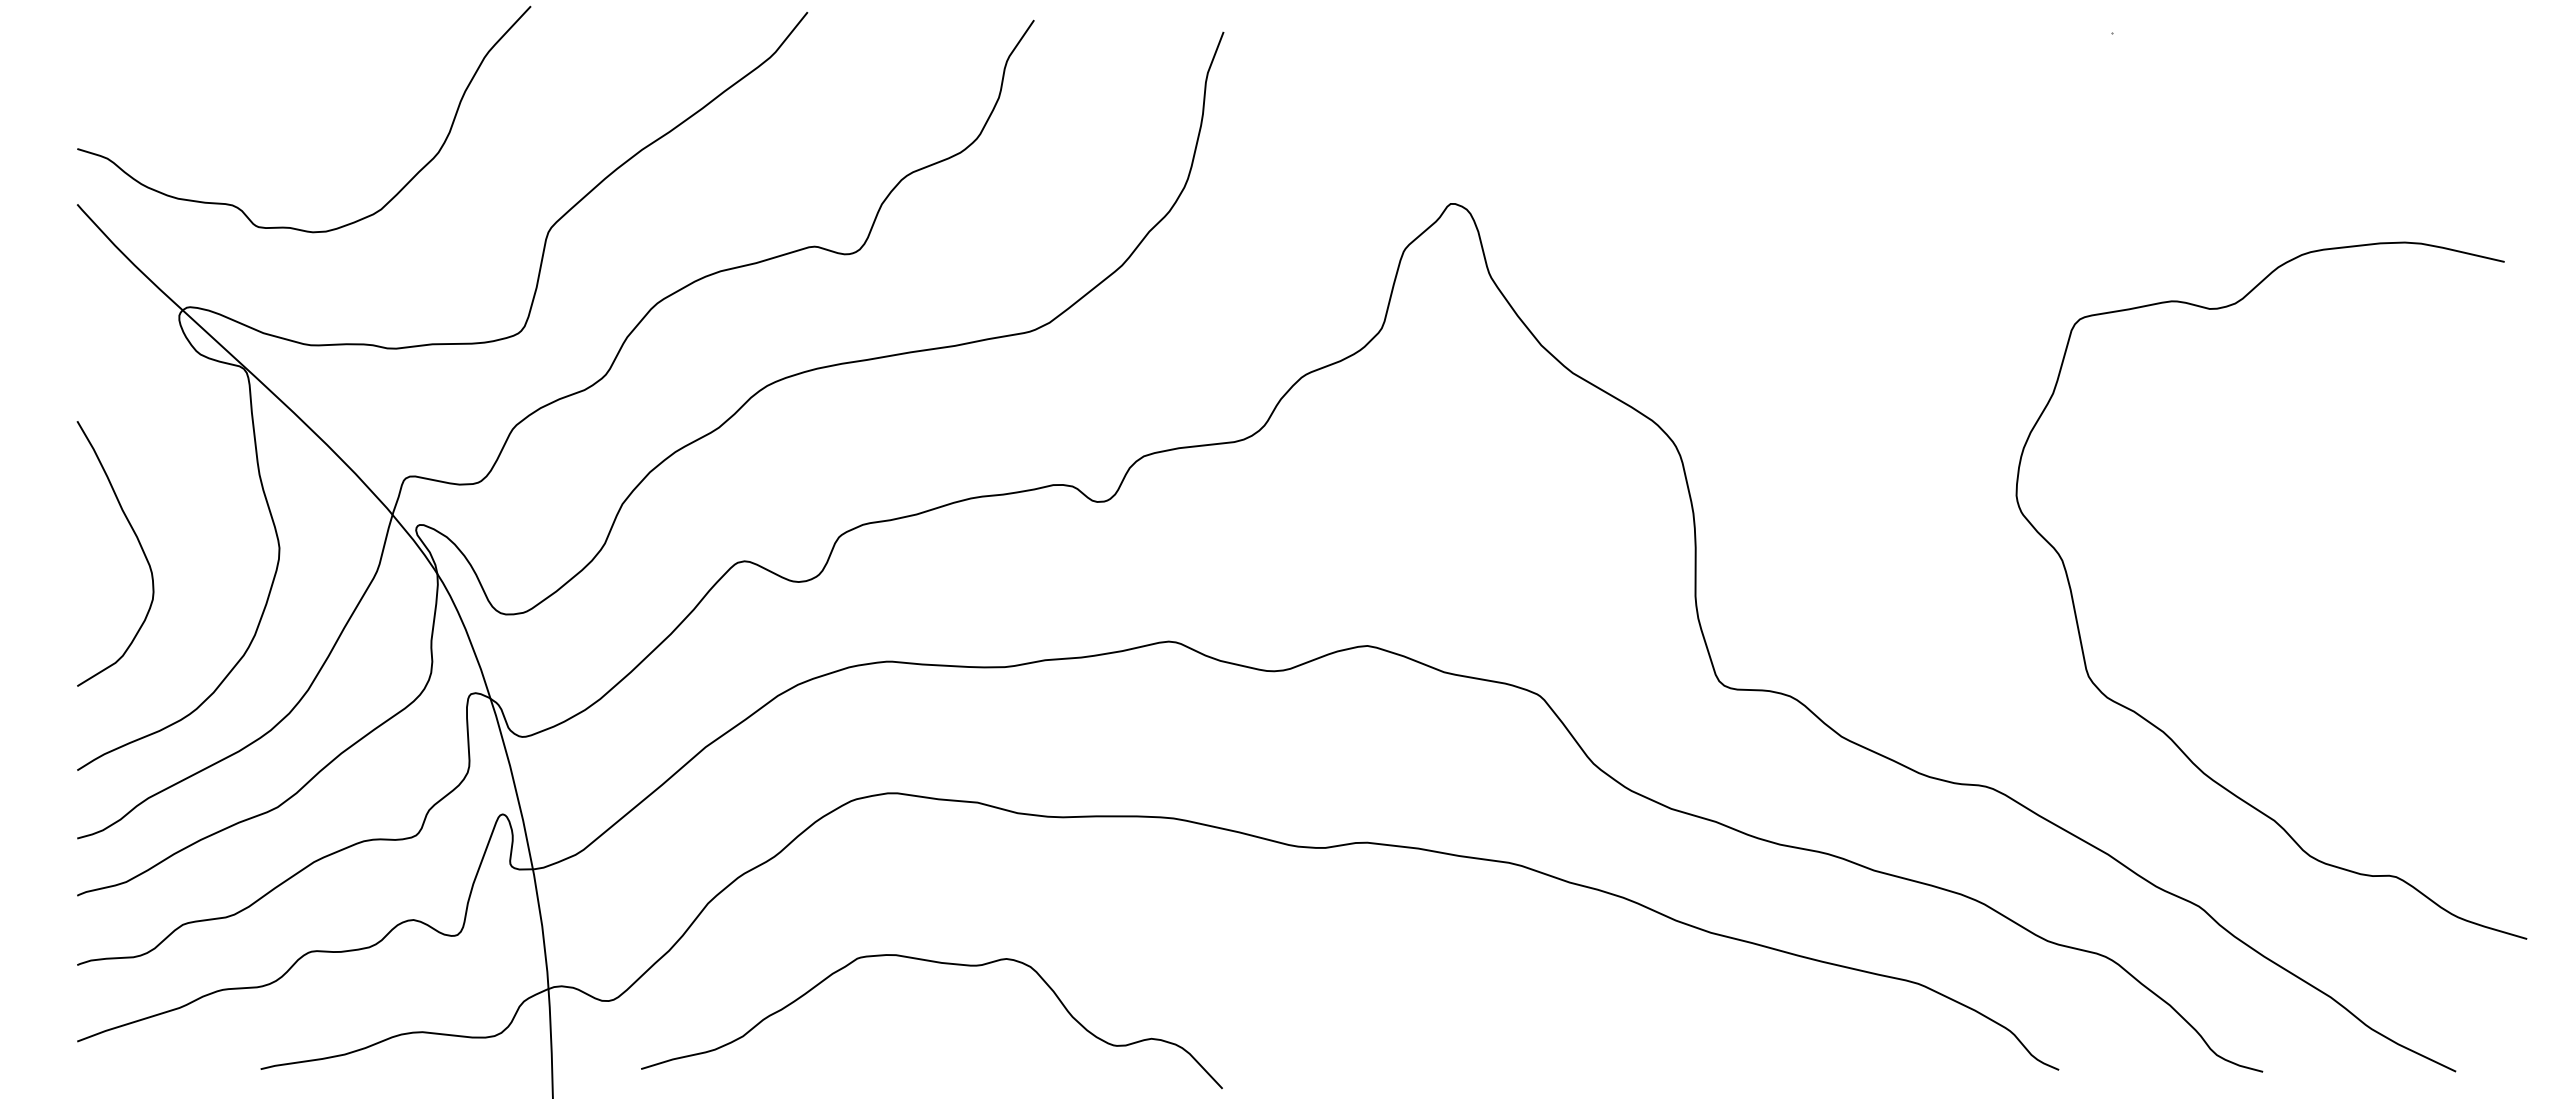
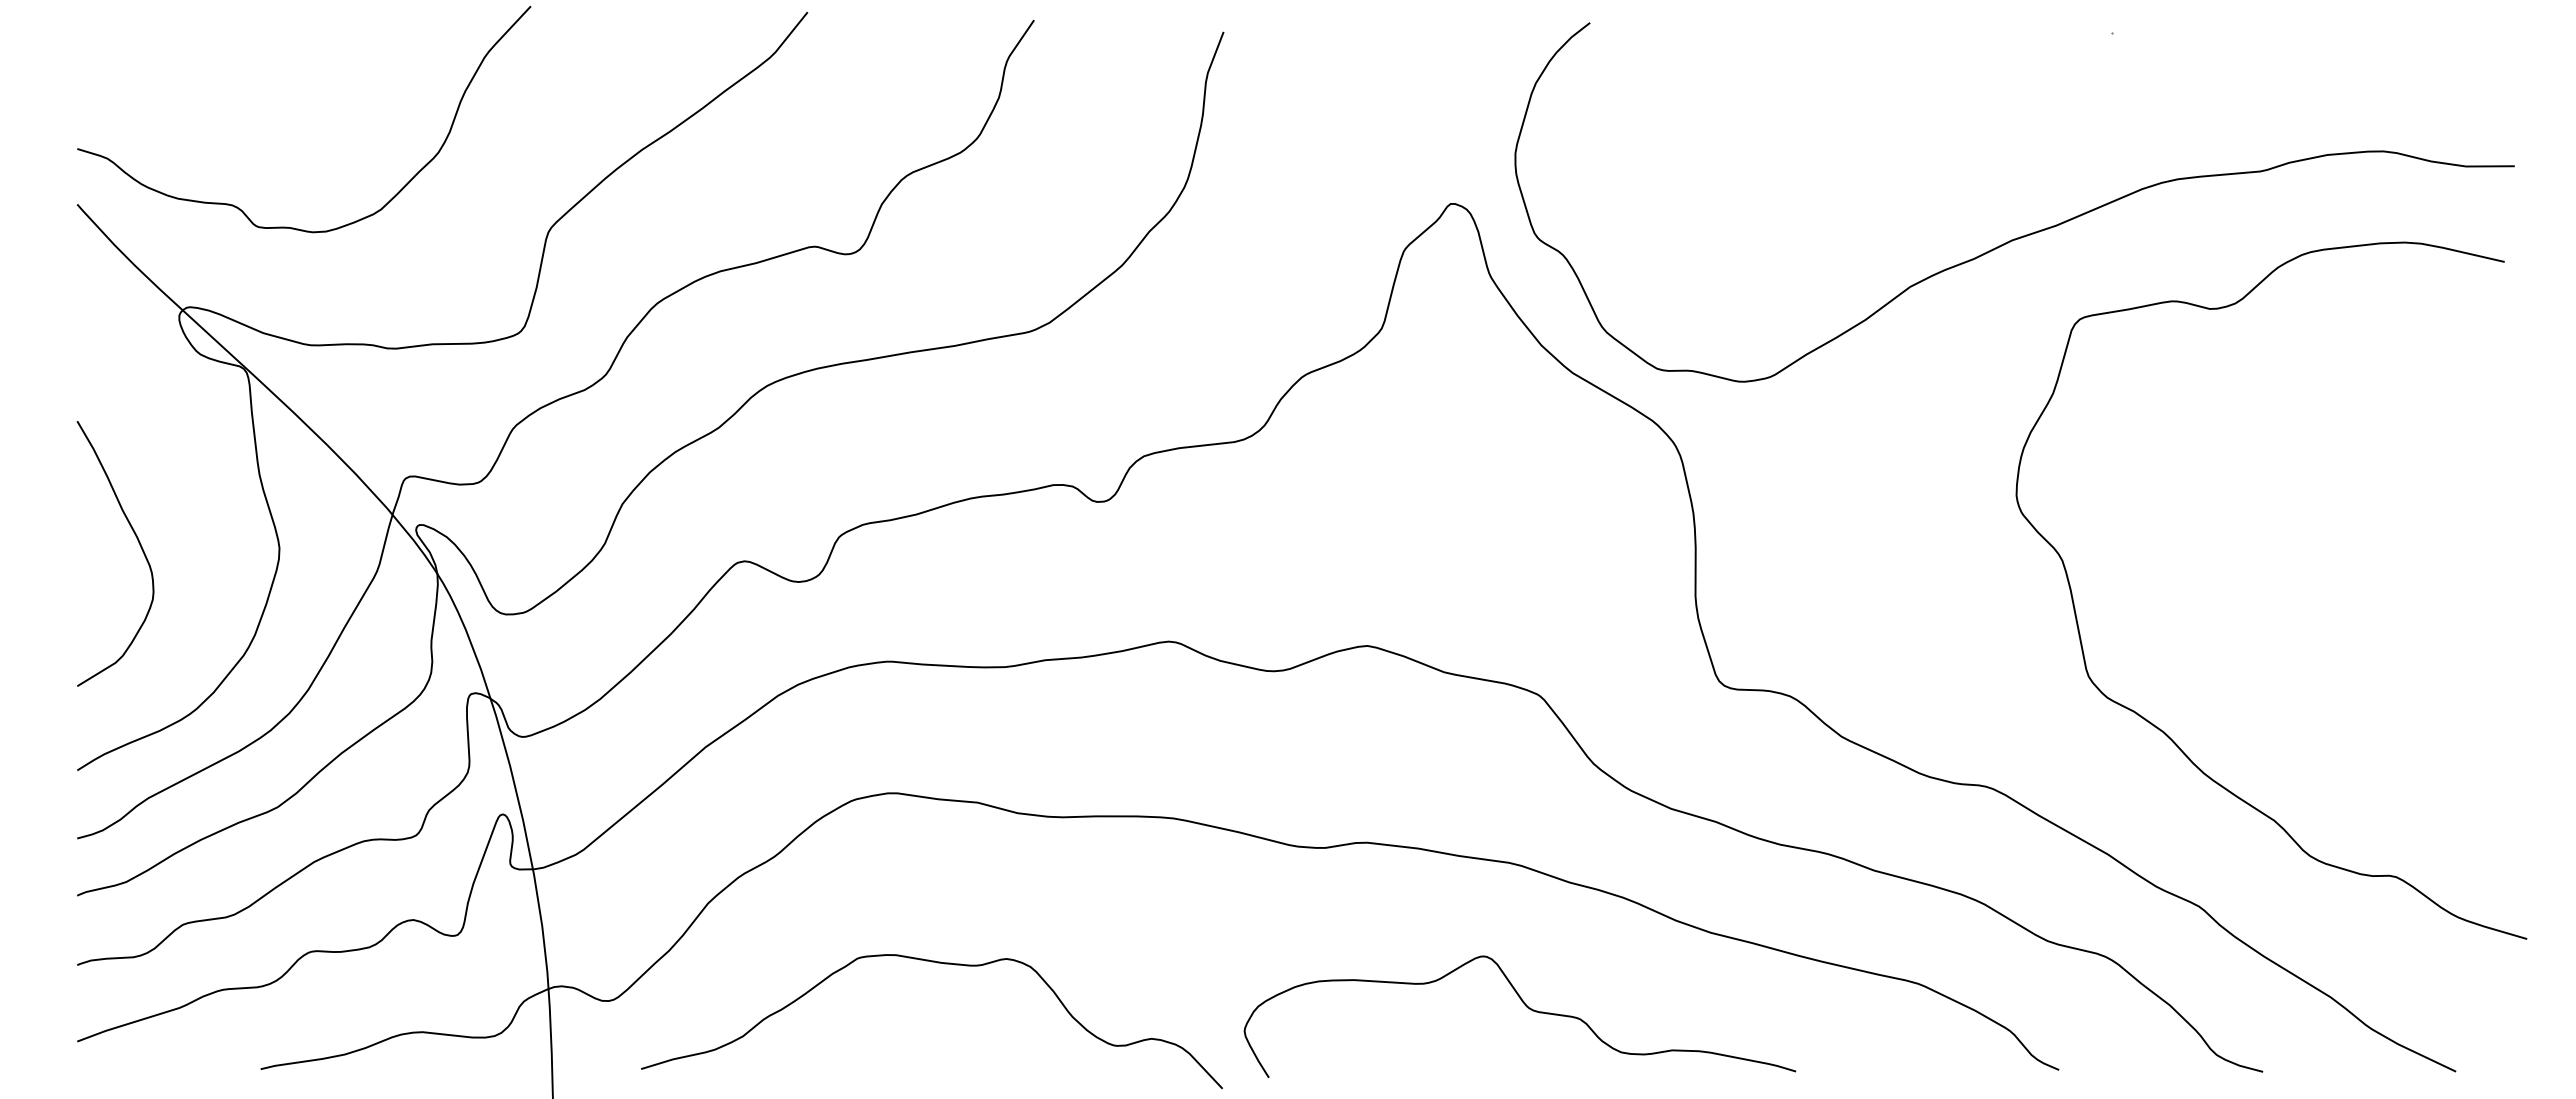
curve: none -> present (2026, 234)
curve: none -> present (1526, 1007)
